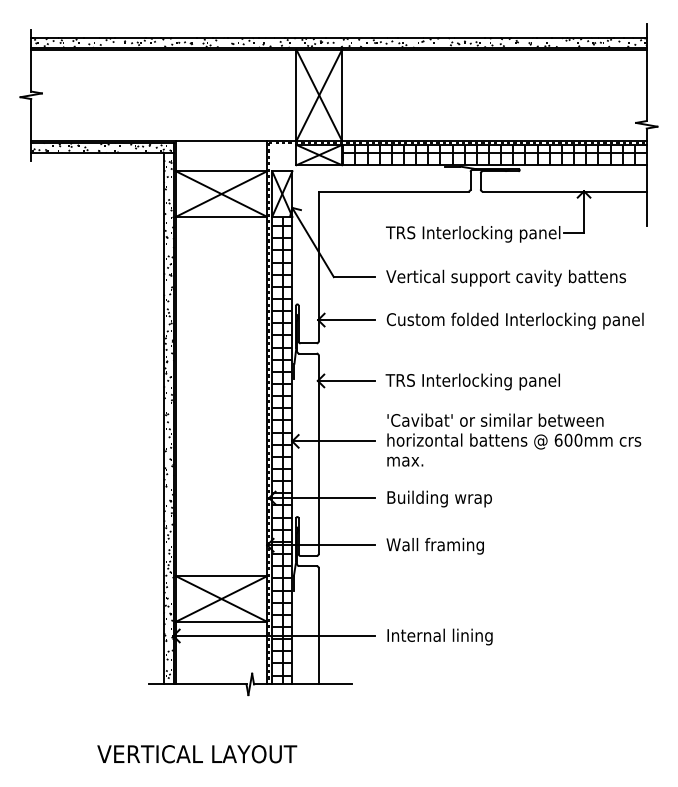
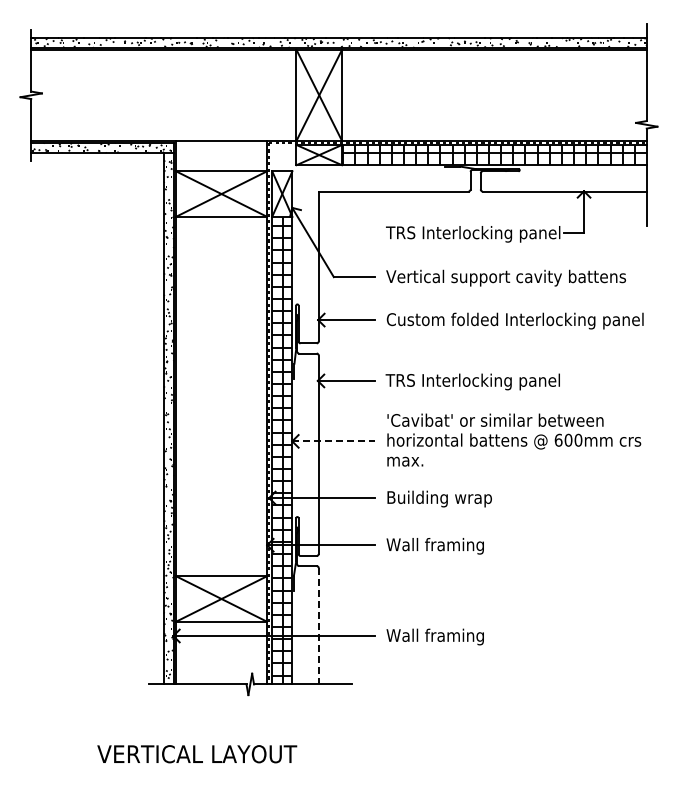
line: solid -> dashed (333, 441)
line: solid -> dashed (318, 626)
text: Internal lining -> Wall framing (439, 636)
